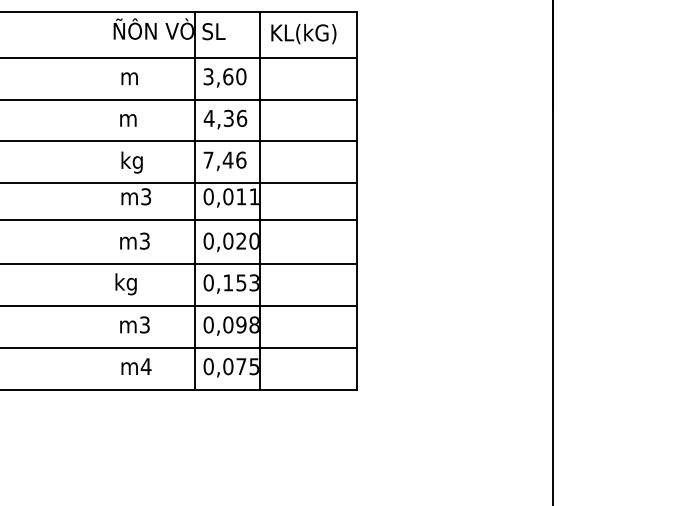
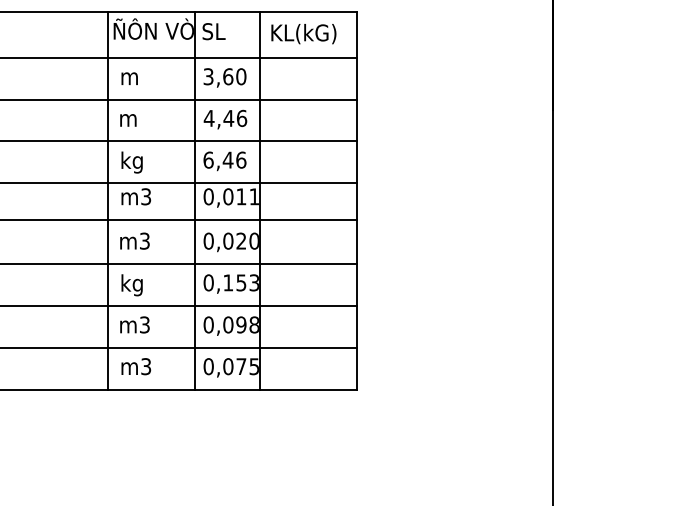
text: 4,36 -> 4,46 (228, 118)
text: 7,46 -> 6,46 (208, 159)
line: none -> present (108, 200)
text position: (125, 284) -> (131, 285) (131, 285)
text: m4 -> m3 (145, 366)
